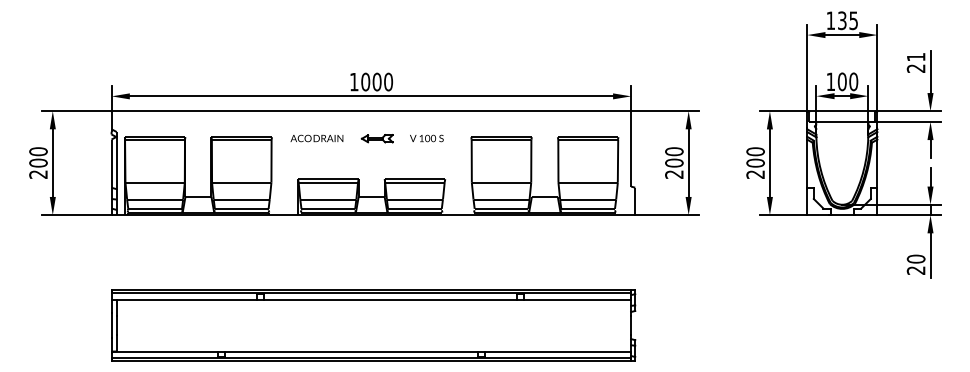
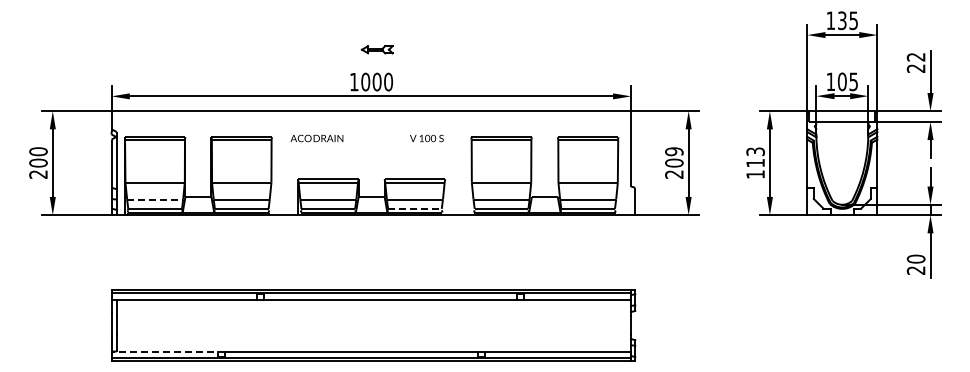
text: 21 -> 22 (915, 57)
text: 100 -> 105 (853, 81)
part position: (376, 138) -> (376, 49) (376, 49)
text: 200 -> 209 (674, 151)
text: 200 -> 113 (755, 162)
line: solid -> dashed (155, 199)
line: solid -> dashed (414, 208)
line: solid -> dashed (168, 351)
